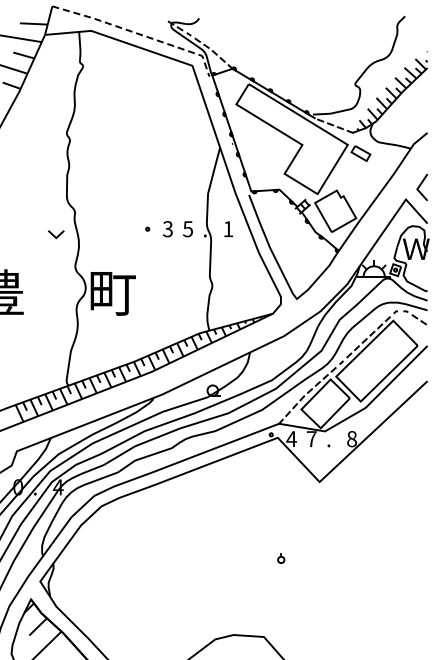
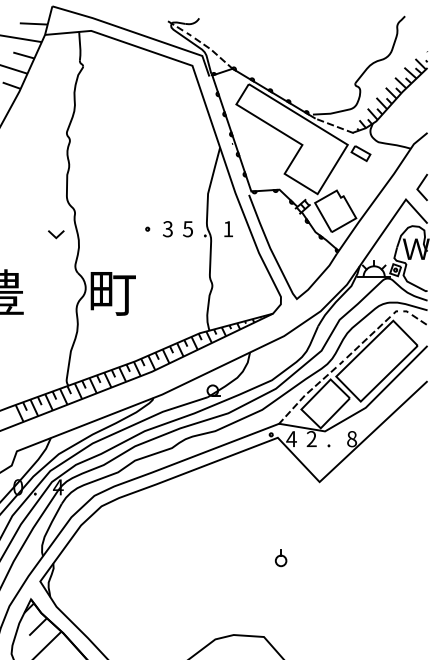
line: dashed -> solid (138, 33)
text: 7 -> 2 (311, 439)
part size: 9x11 px -> 13x19 px (281, 558)
